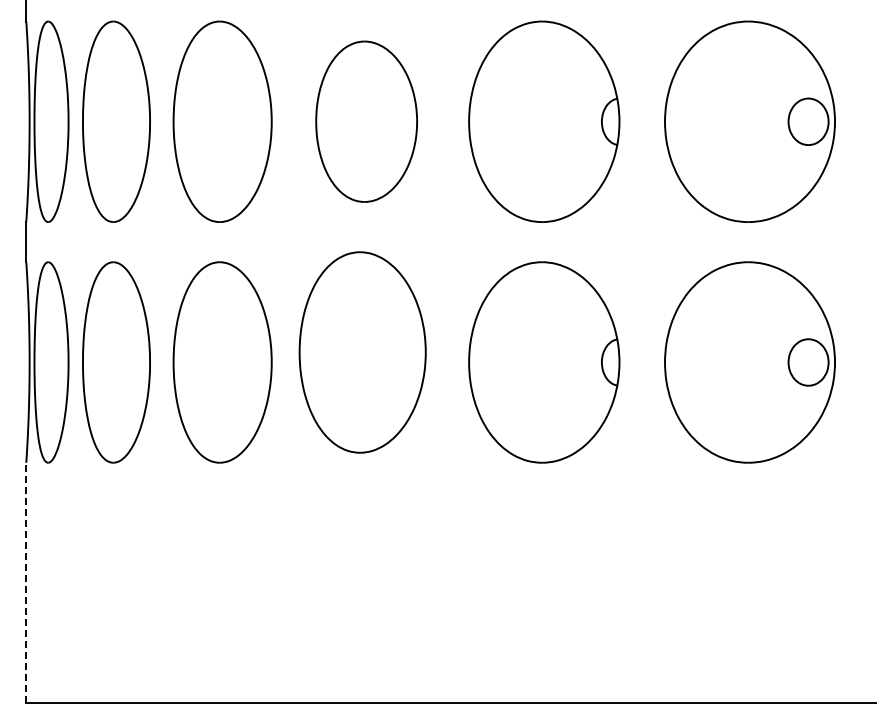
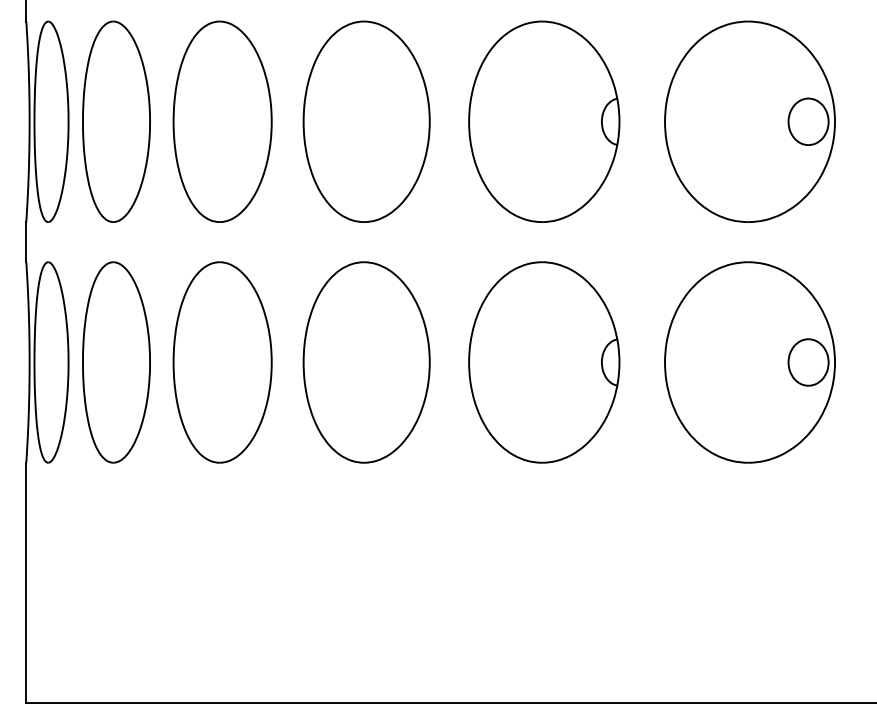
part size: 103x163 px -> 129x203 px (366, 121)
part position: (362, 352) -> (366, 362) (366, 362)
line: dashed -> solid (26, 582)
